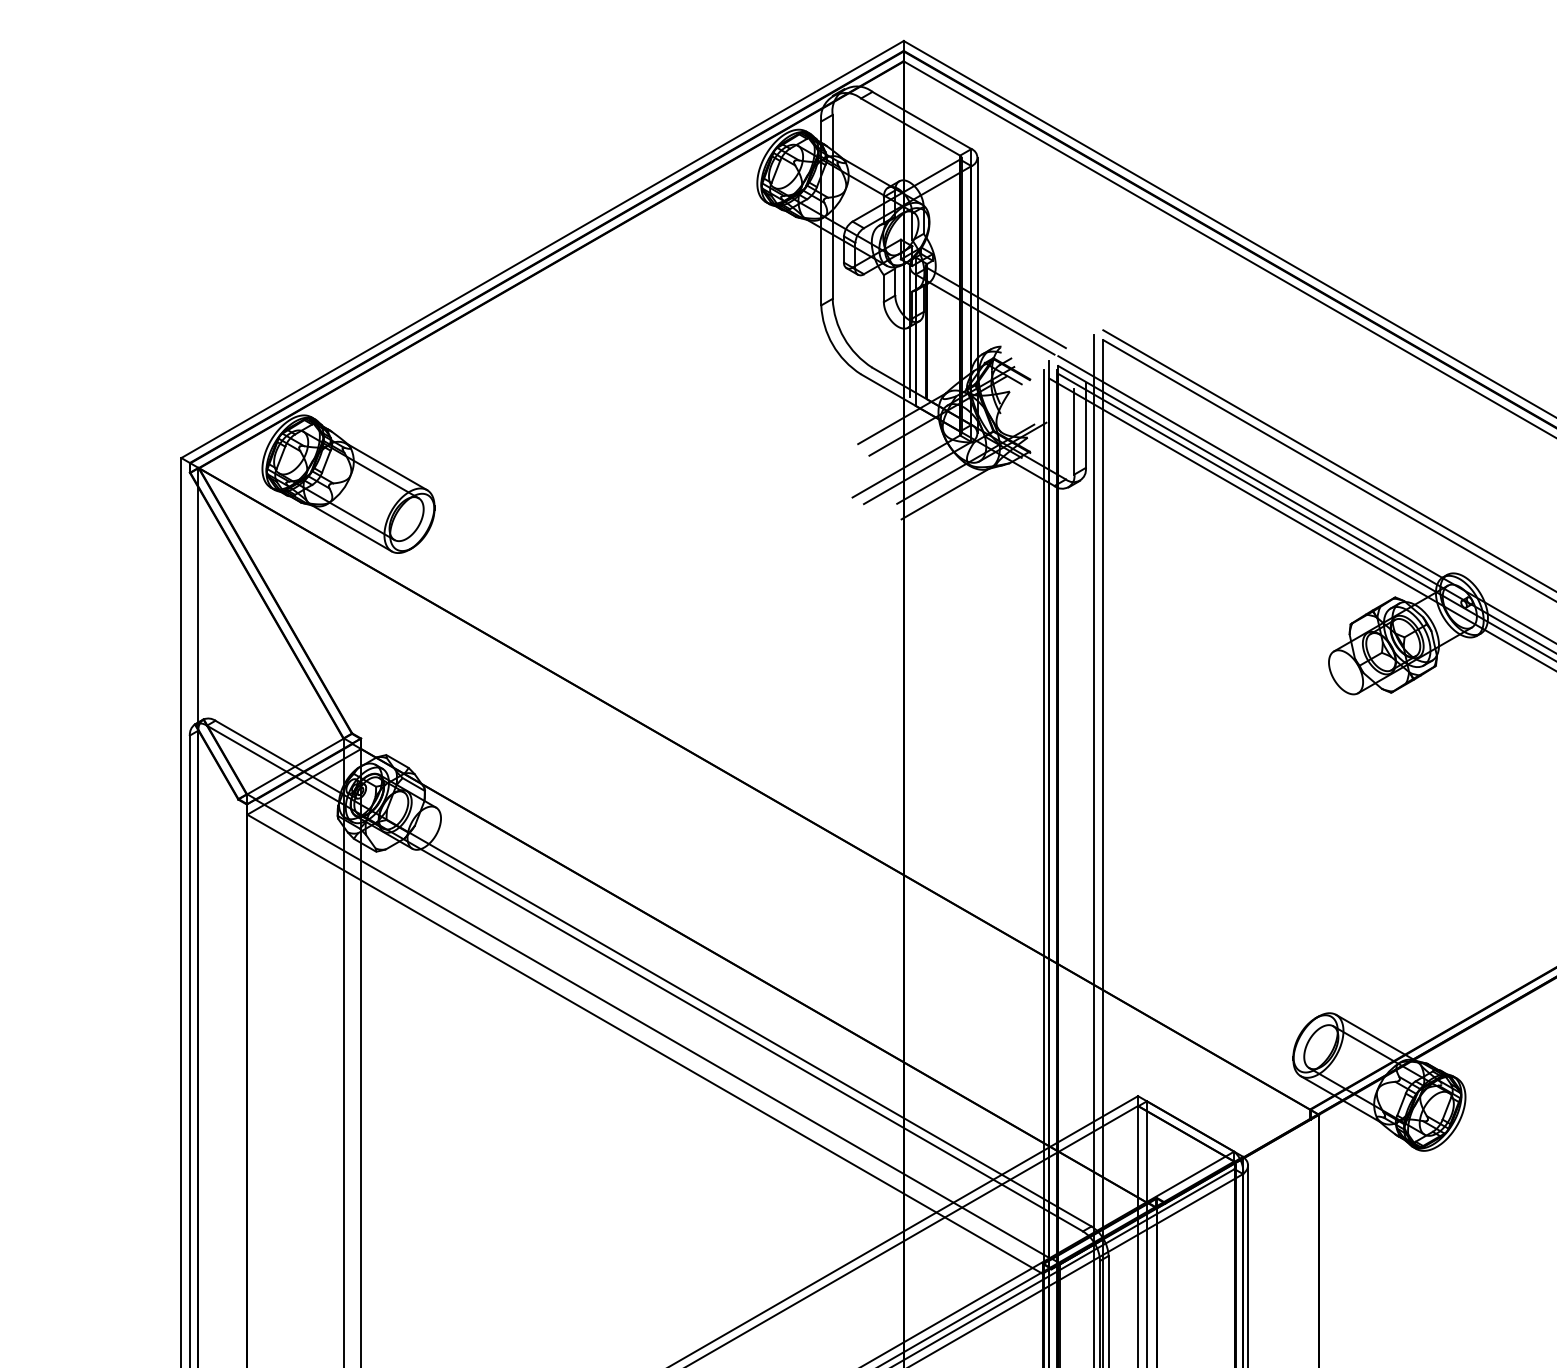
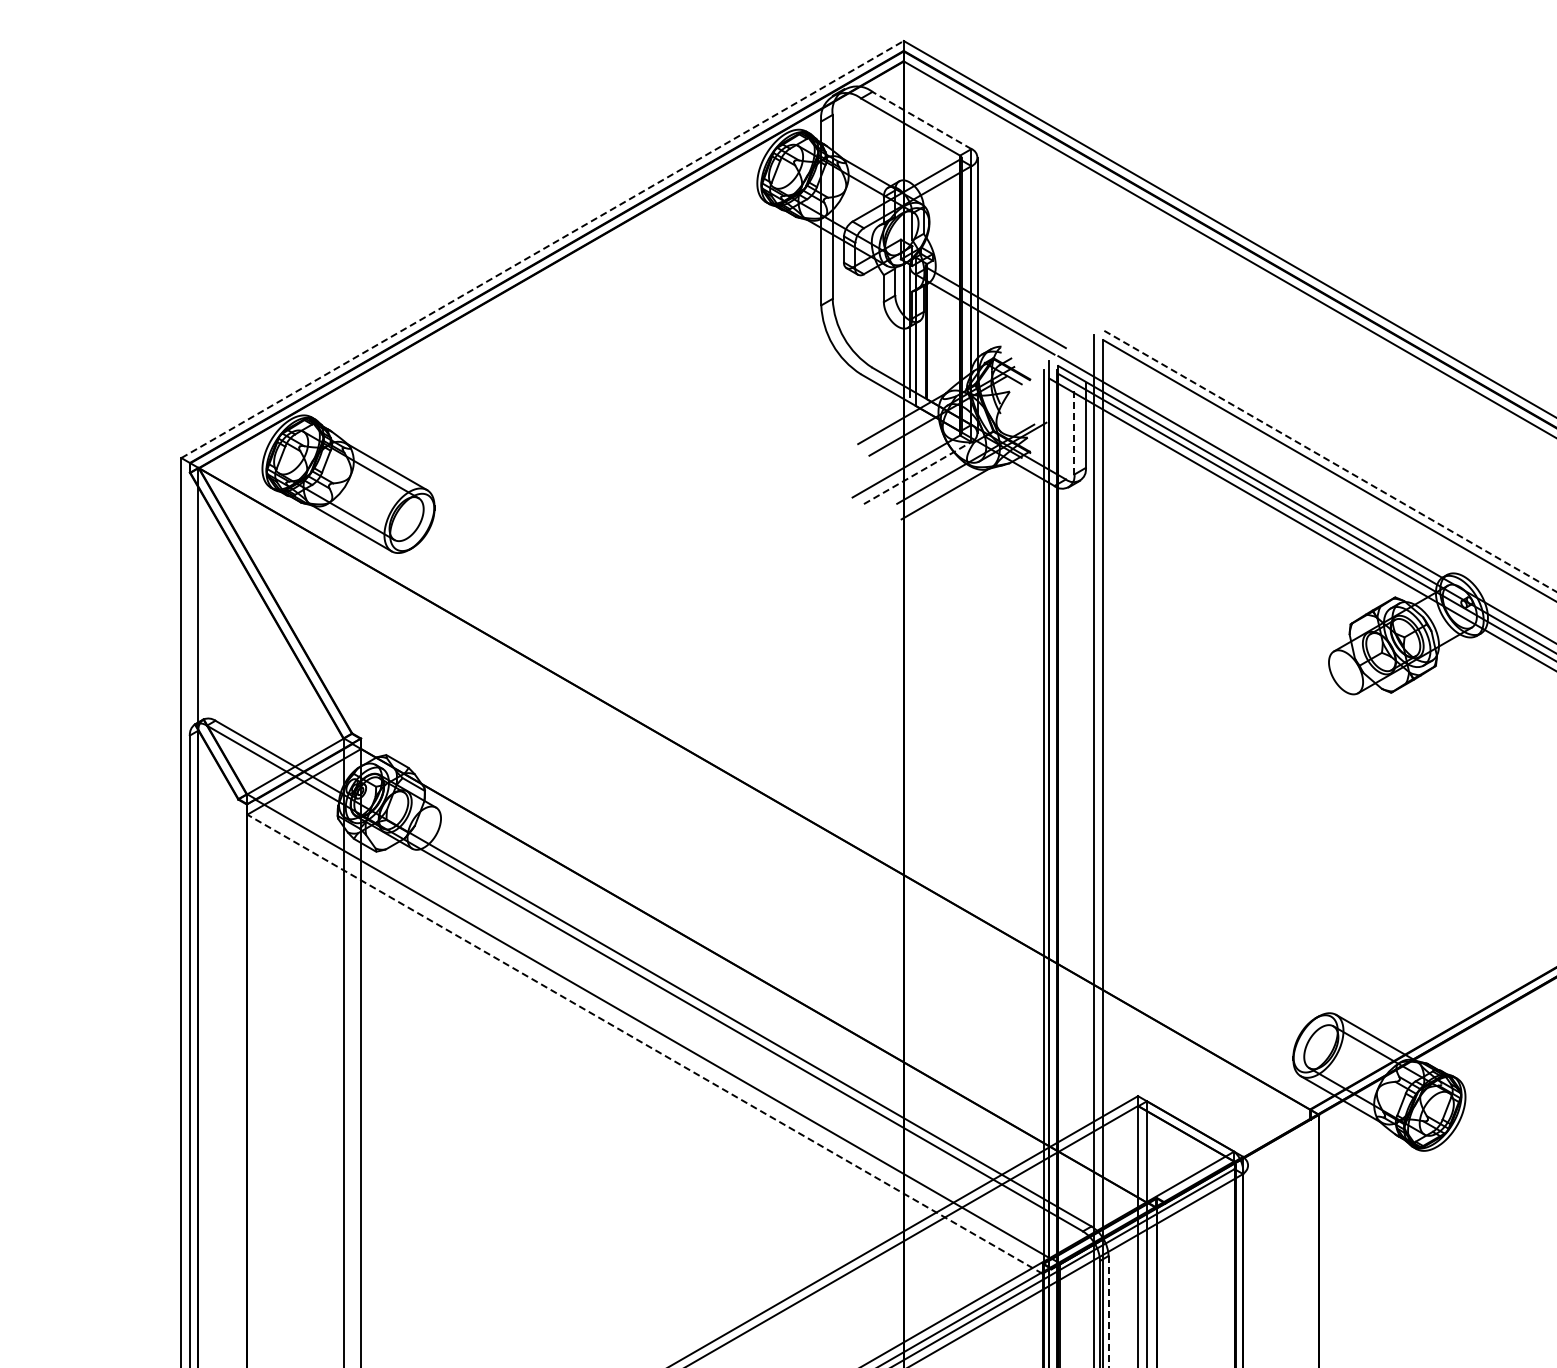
line: solid -> dashed (921, 120)
line: solid -> dashed (543, 249)
line: solid -> dashed (1074, 431)
line: solid -> dashed (1329, 461)
line: solid -> dashed (918, 472)
line: solid -> dashed (644, 1043)
line: present -> none (1248, 1264)
line: solid -> dashed (1108, 1312)
